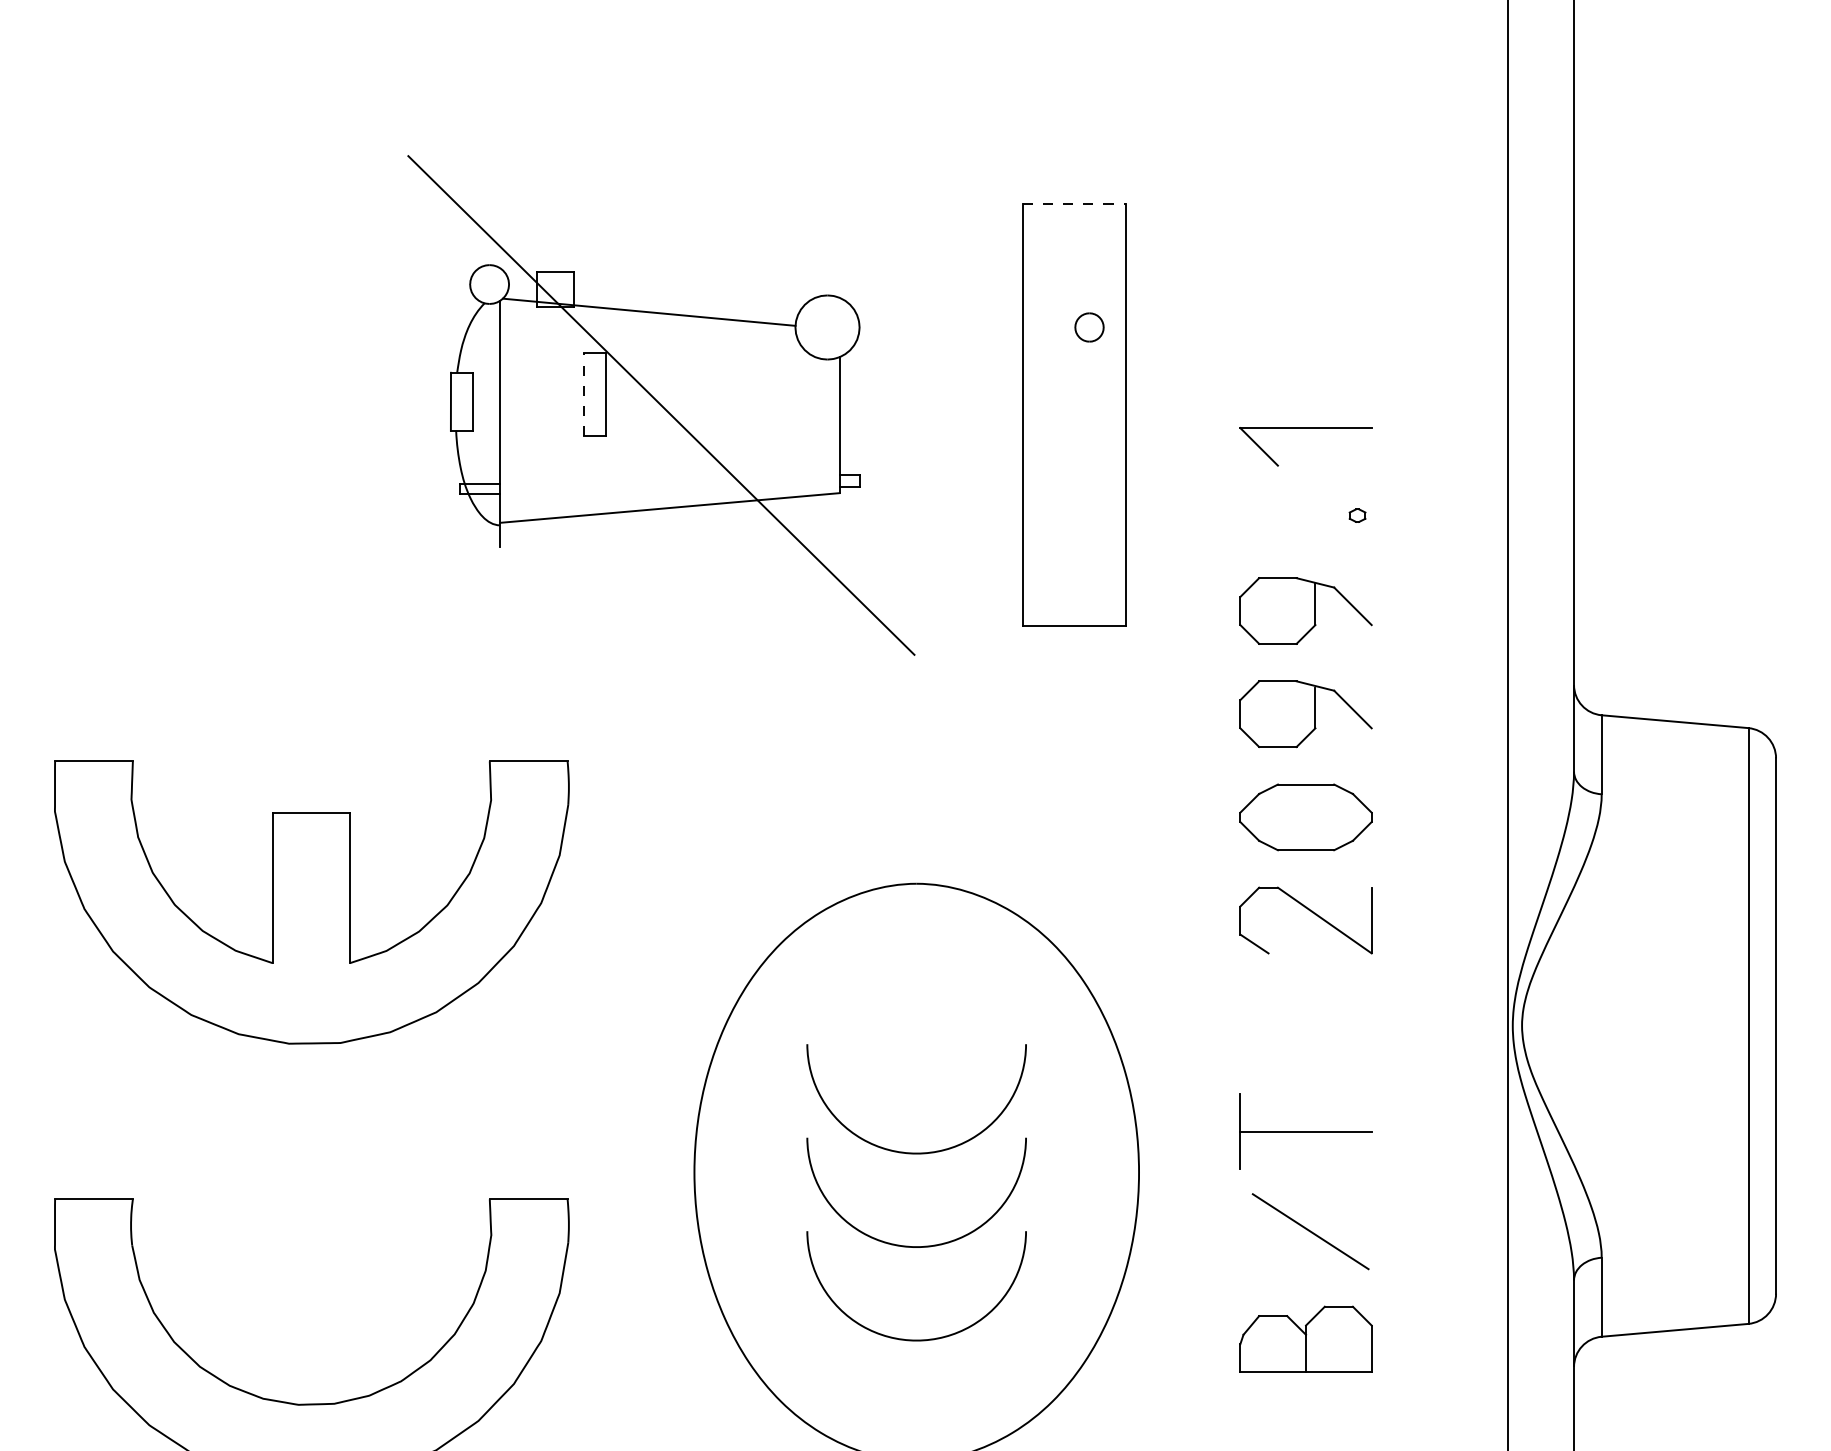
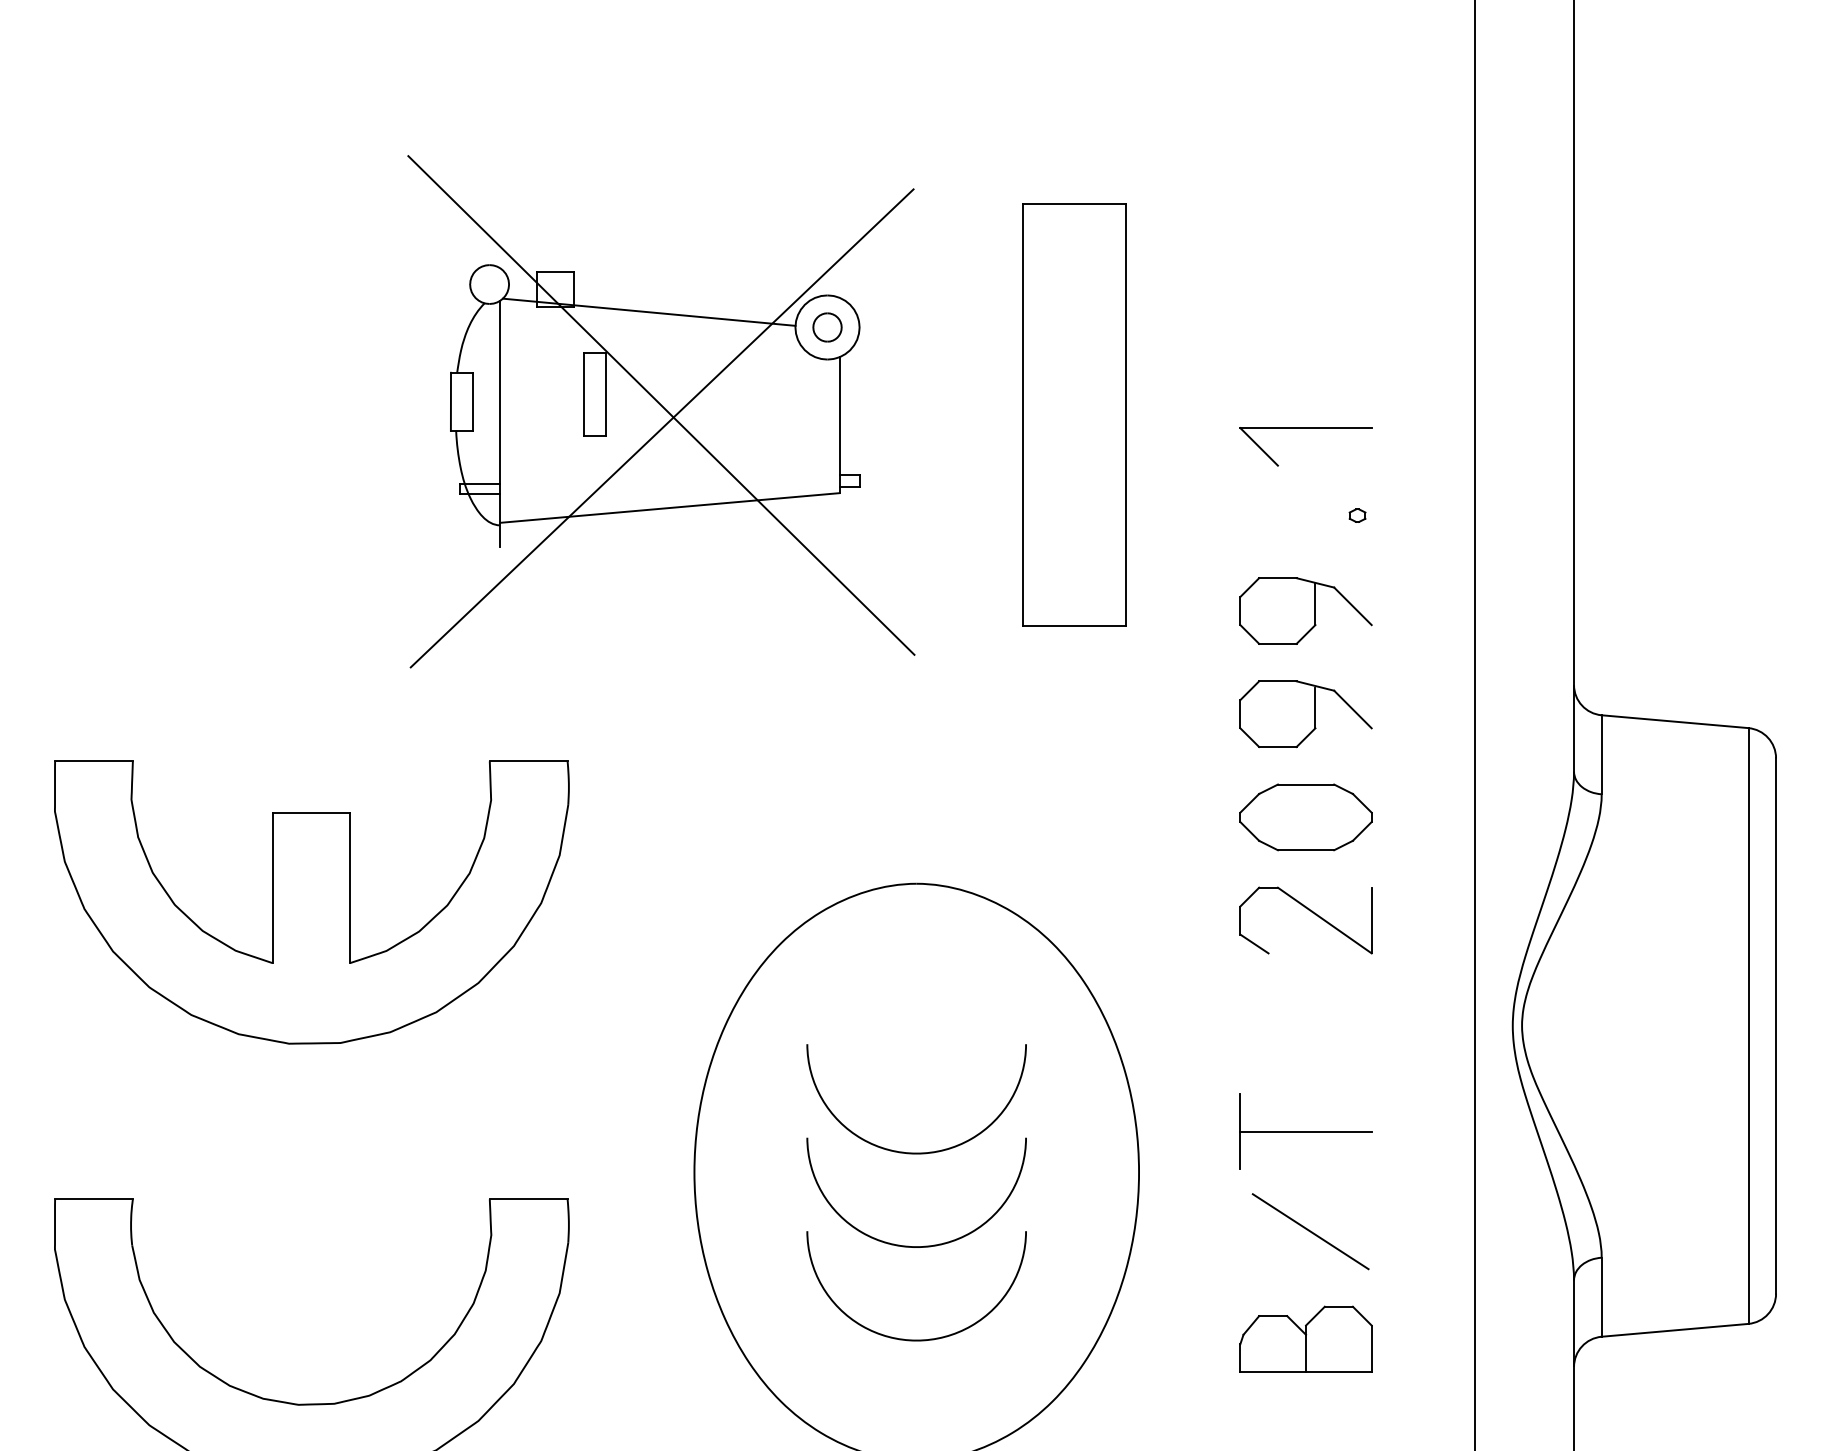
line: dashed -> solid (1074, 203)
part position: (1089, 327) -> (827, 327) (827, 327)
line: dashed -> solid (583, 394)
line: none -> present (661, 428)
line position: (1507, 724) -> (1474, 724) (1474, 724)
